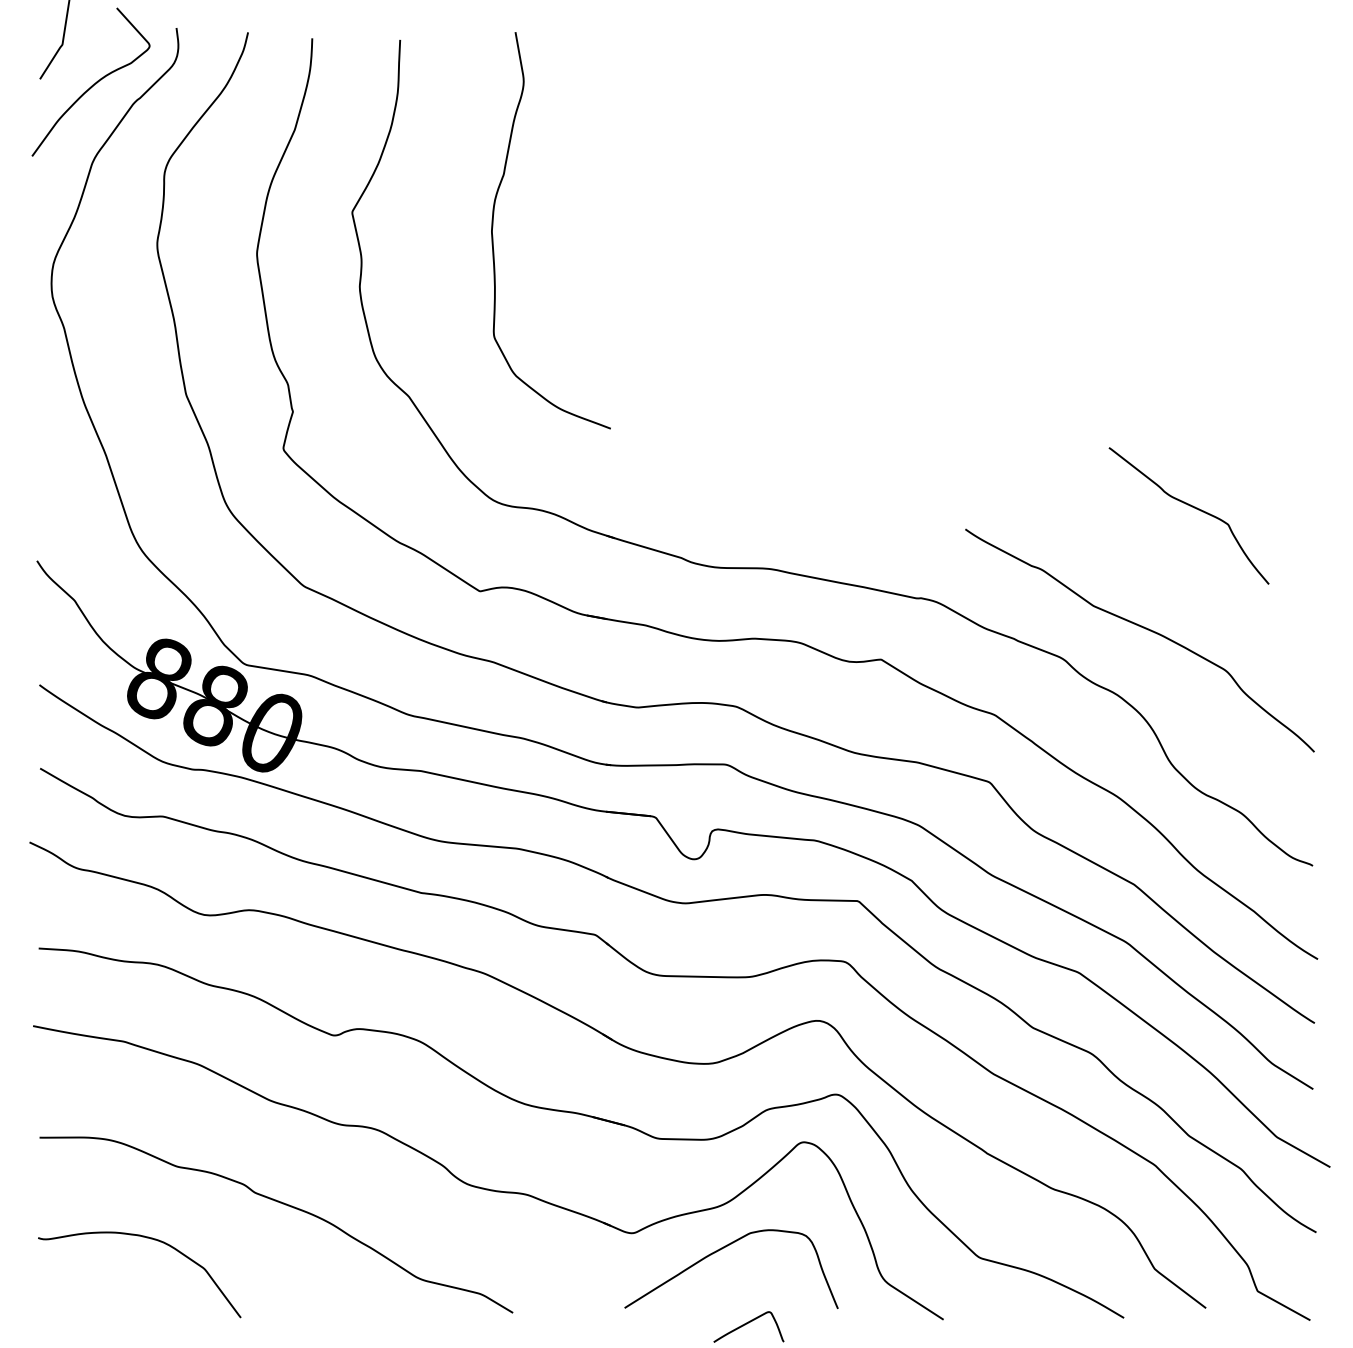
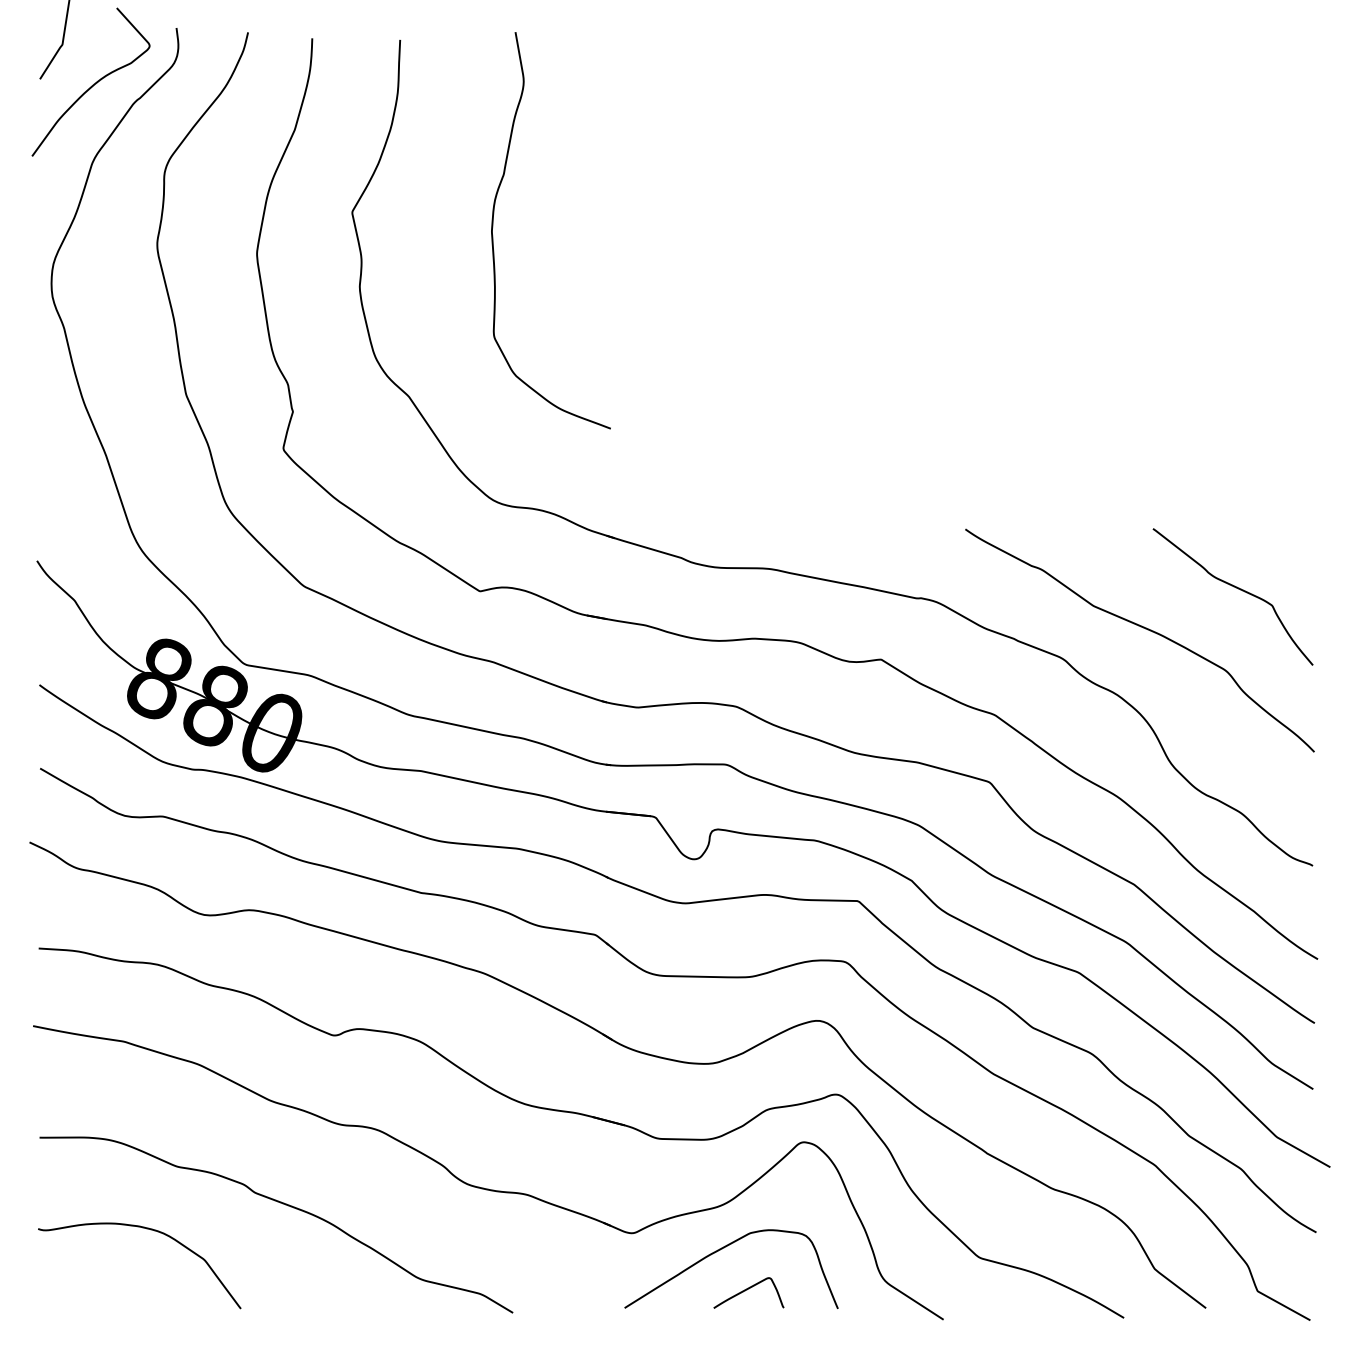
curve position: (1192, 507) -> (1236, 588) (1236, 588)
curve position: (146, 1238) -> (146, 1229) (146, 1229)
curve position: (747, 1324) -> (747, 1290) (747, 1290)
